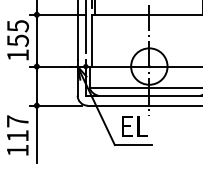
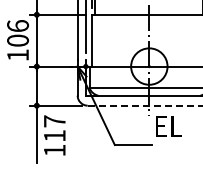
text: 155 -> 106 (17, 33)
line: solid -> dashed (145, 105)
text position: (134, 126) -> (168, 126) (168, 126)
text position: (17, 135) -> (54, 135) (54, 135)
